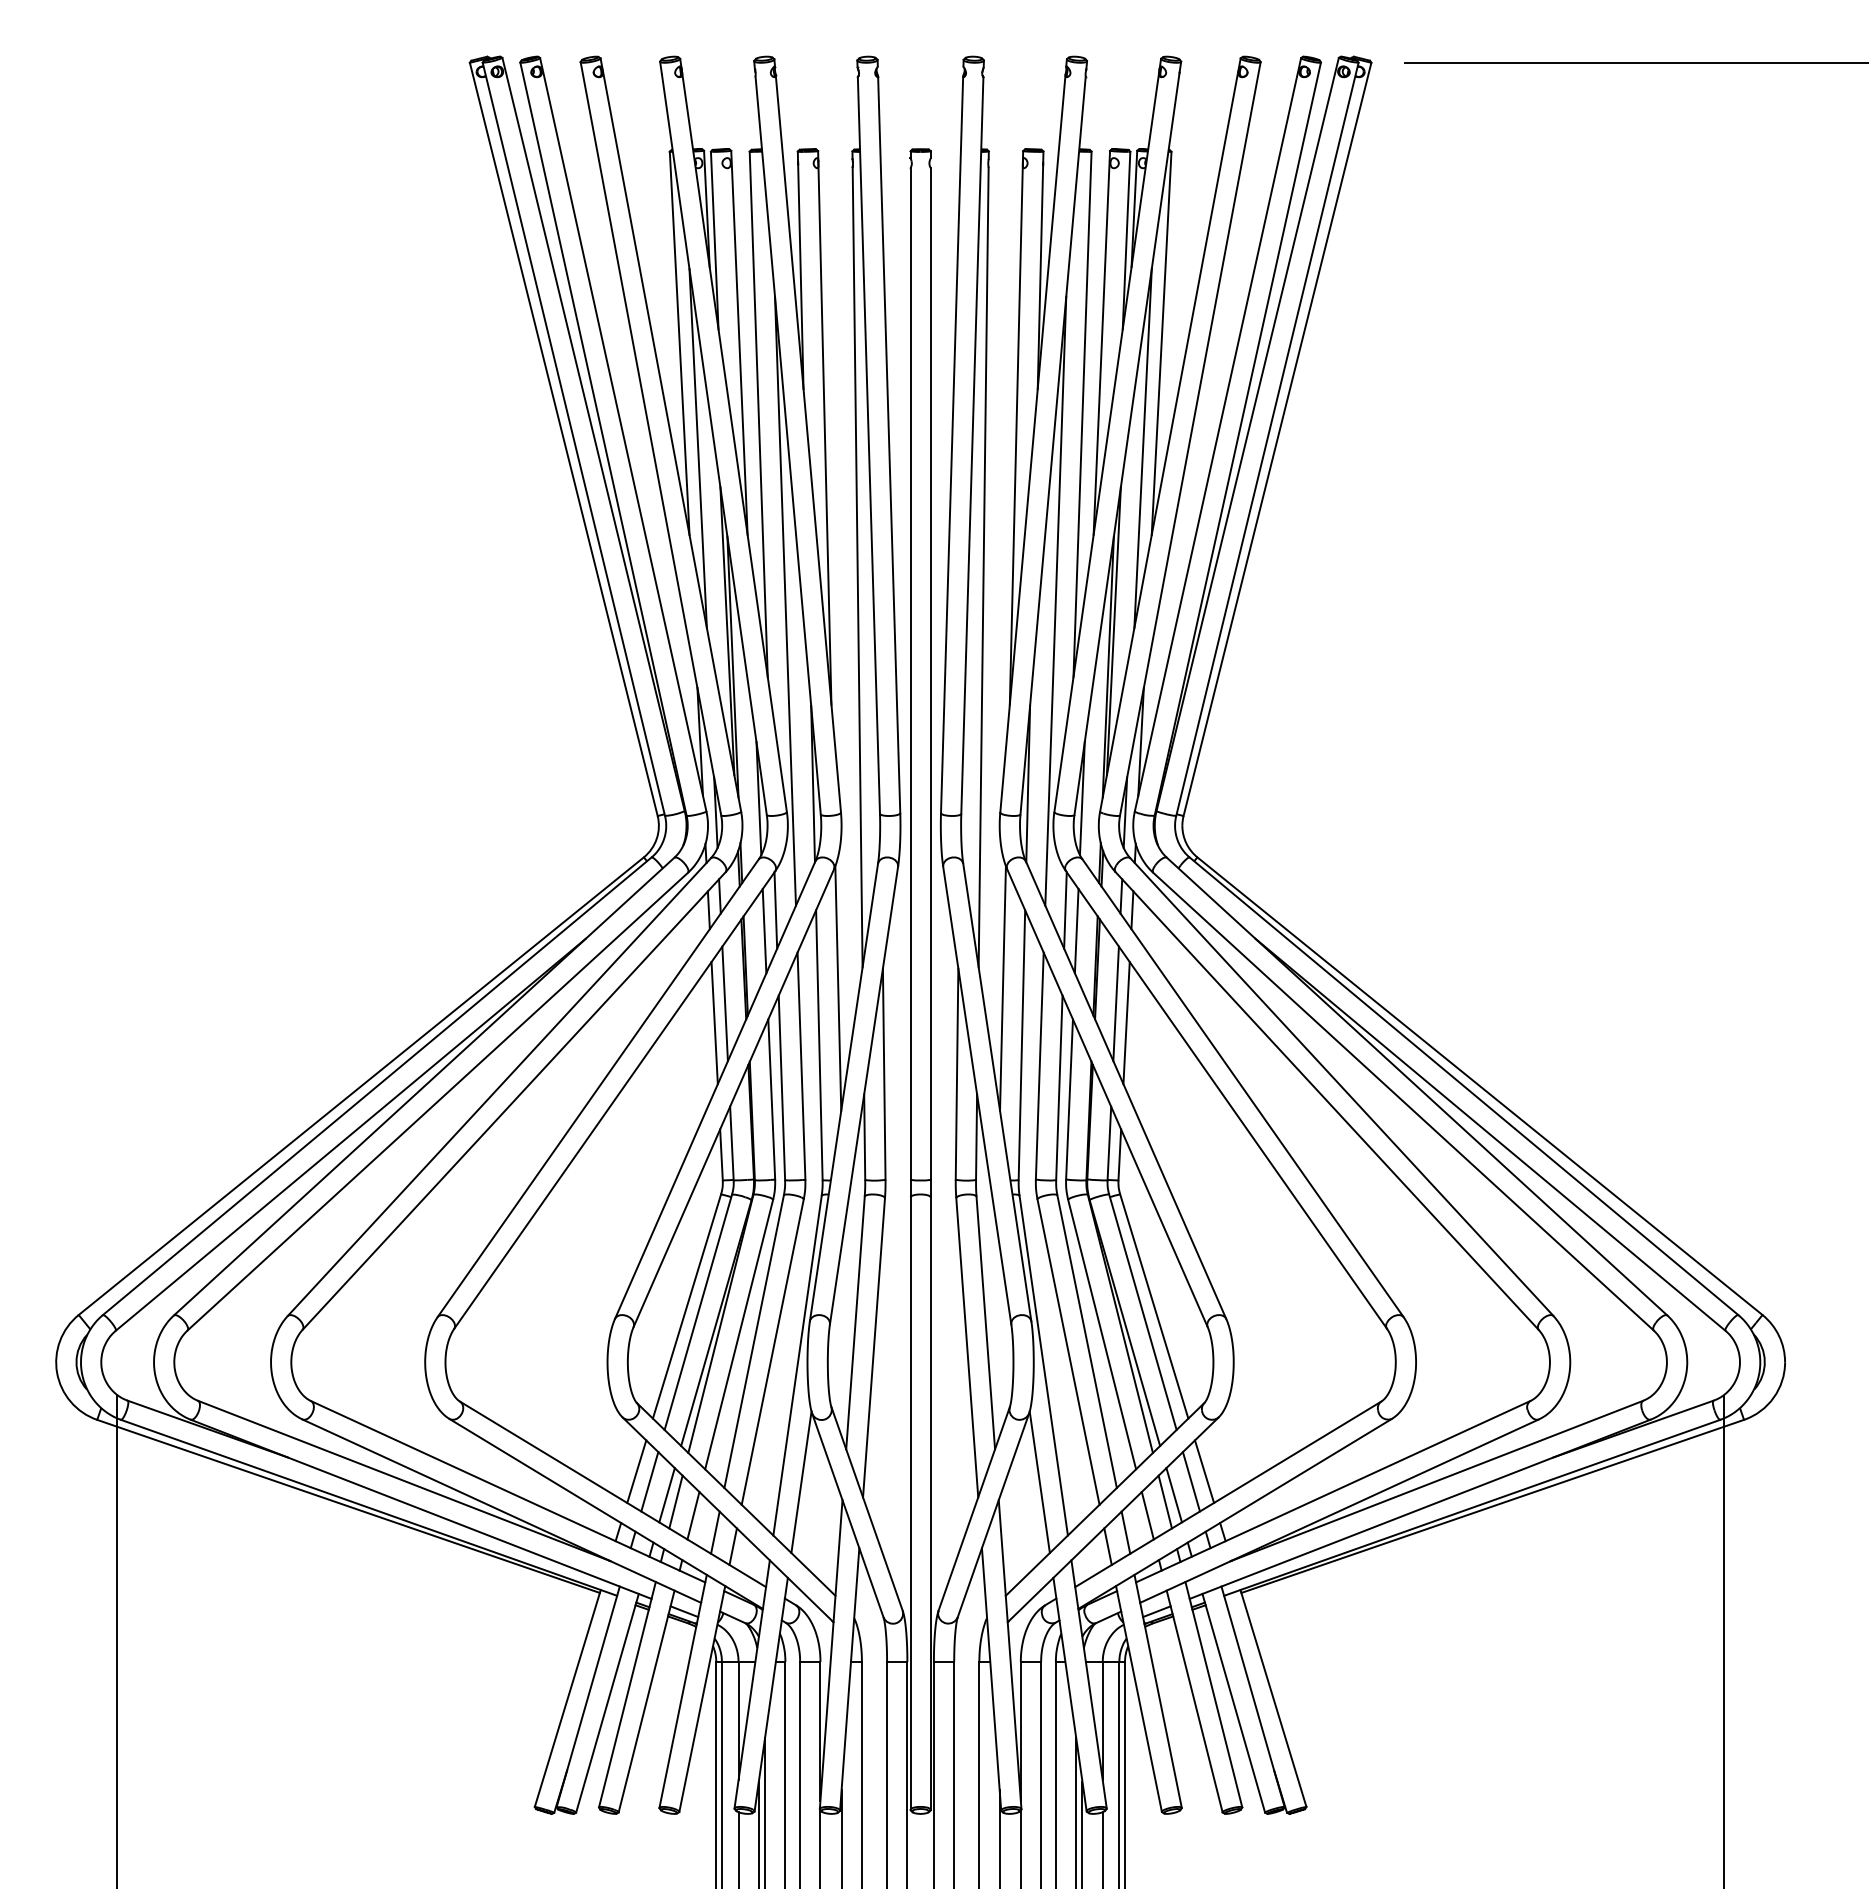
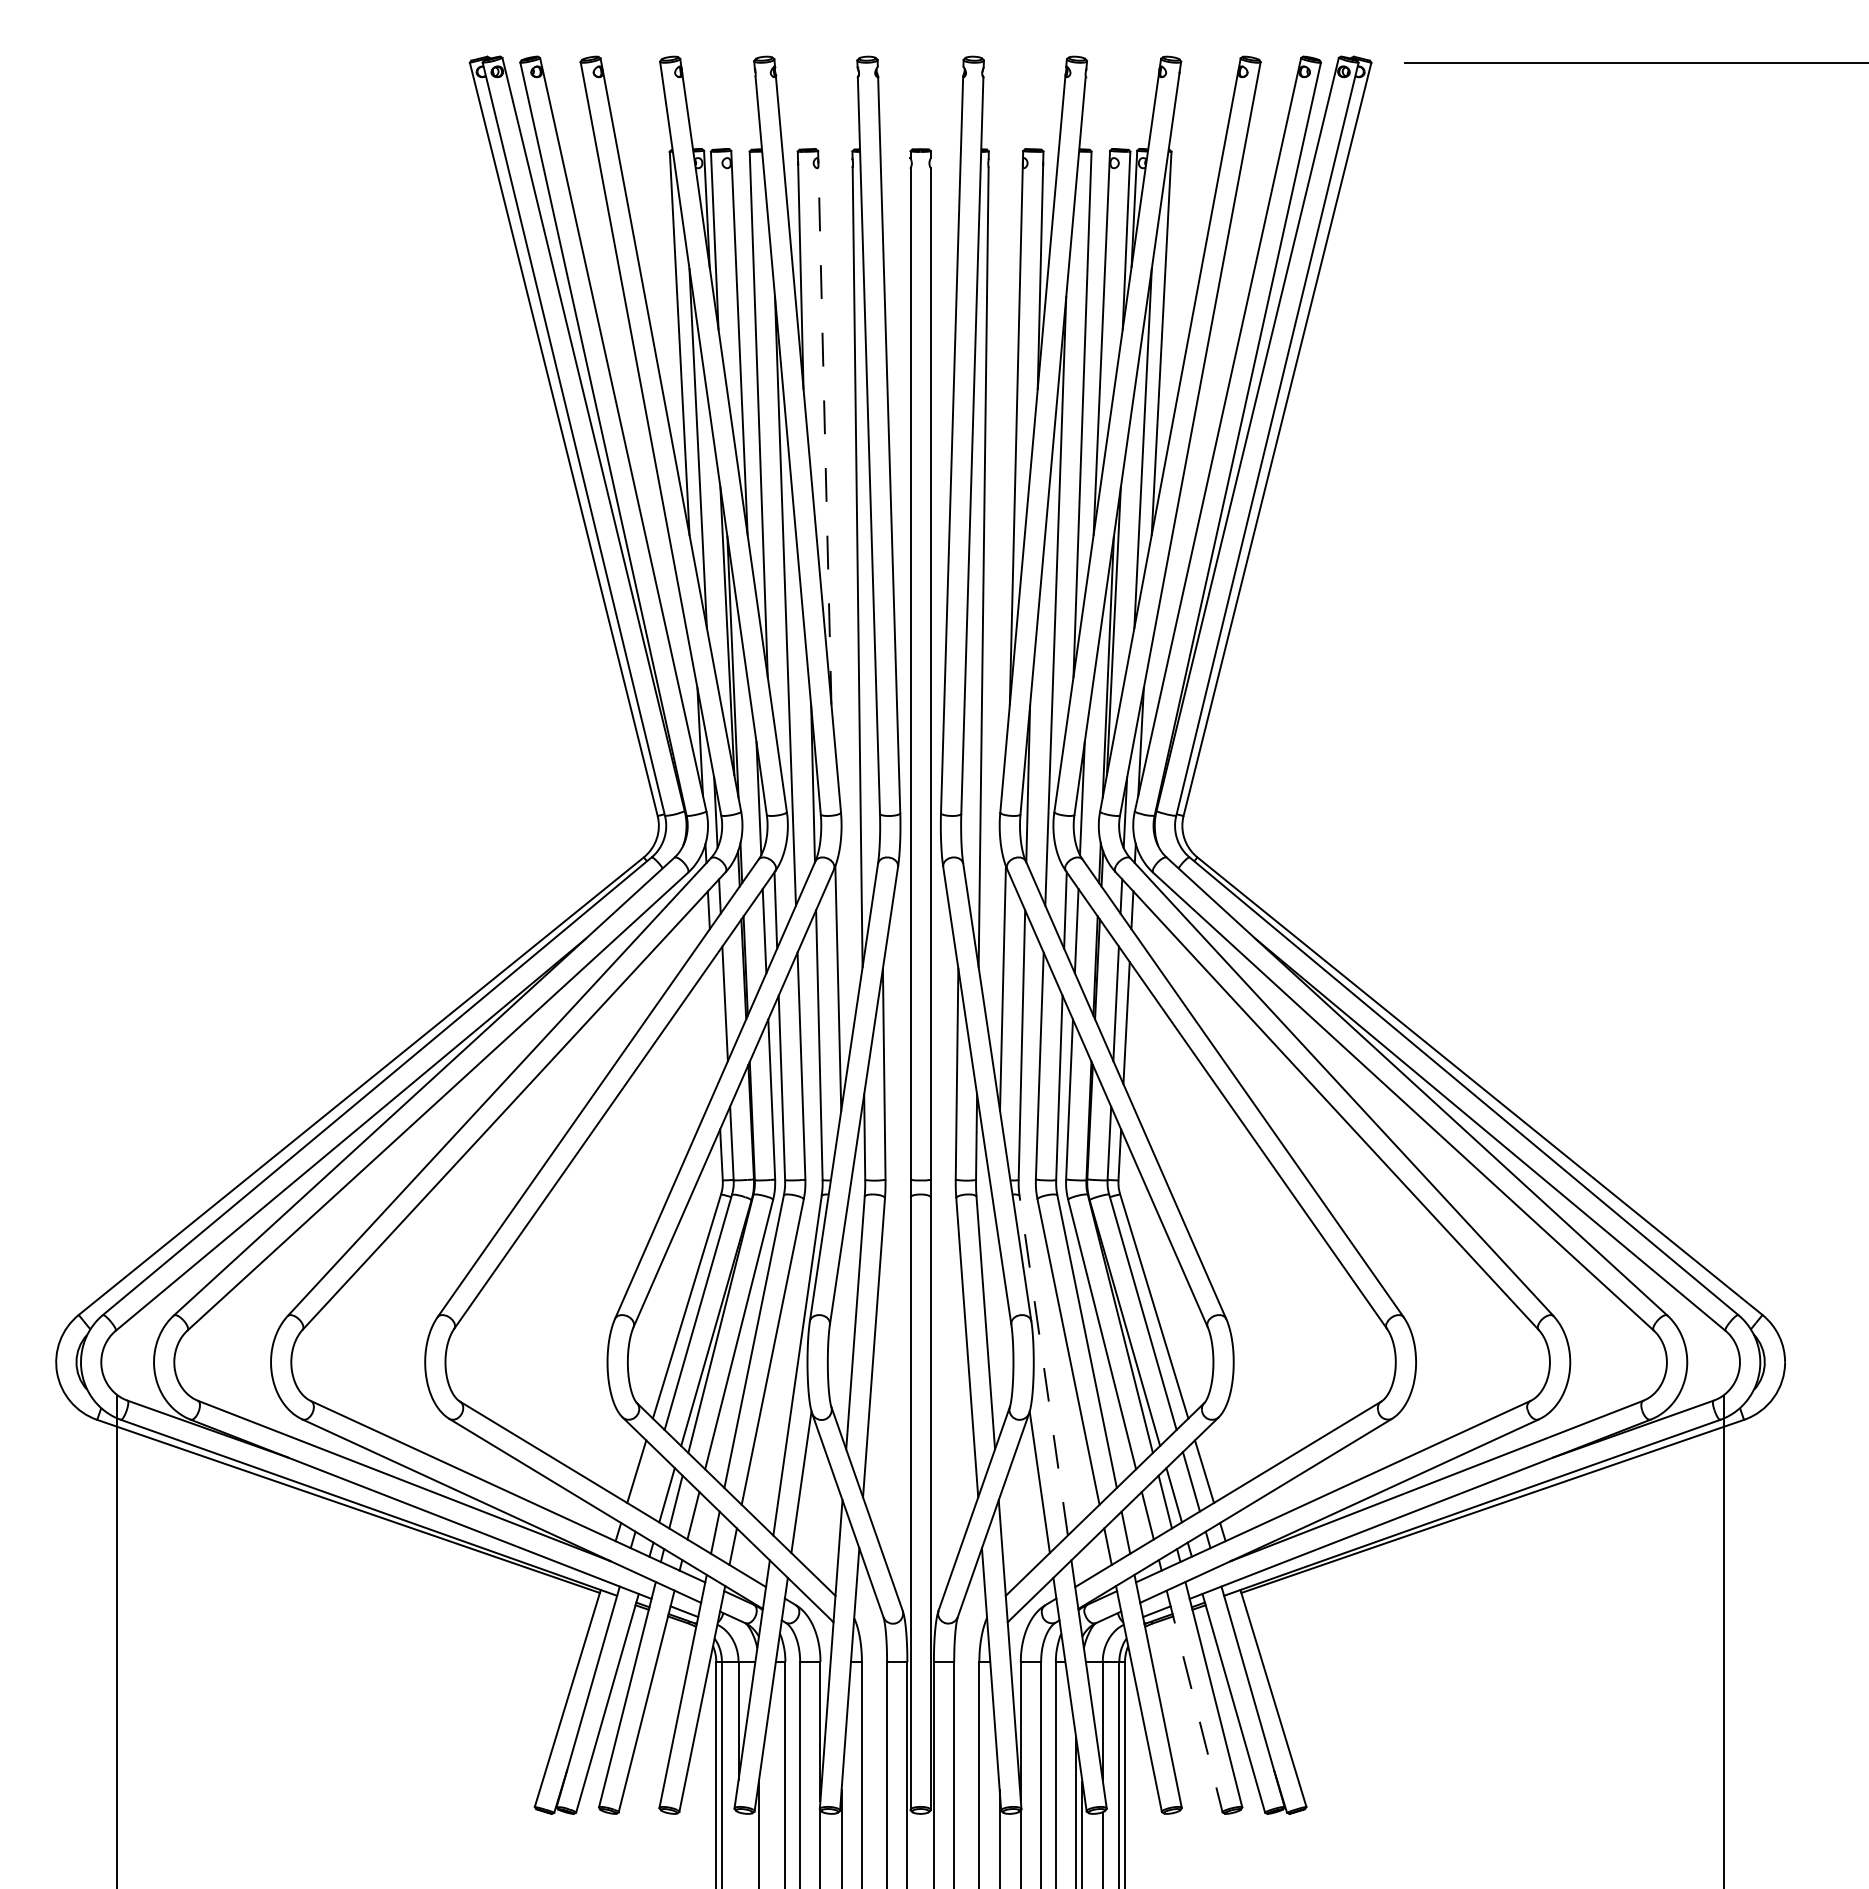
line: solid -> dashed (824, 432)
line: present -> none (714, 1023)
line: solid -> dashed (1043, 1365)
line: present -> none (649, 1481)
line: solid -> dashed (1194, 1701)
line: present -> none (765, 1811)
line: present -> none (738, 1848)
